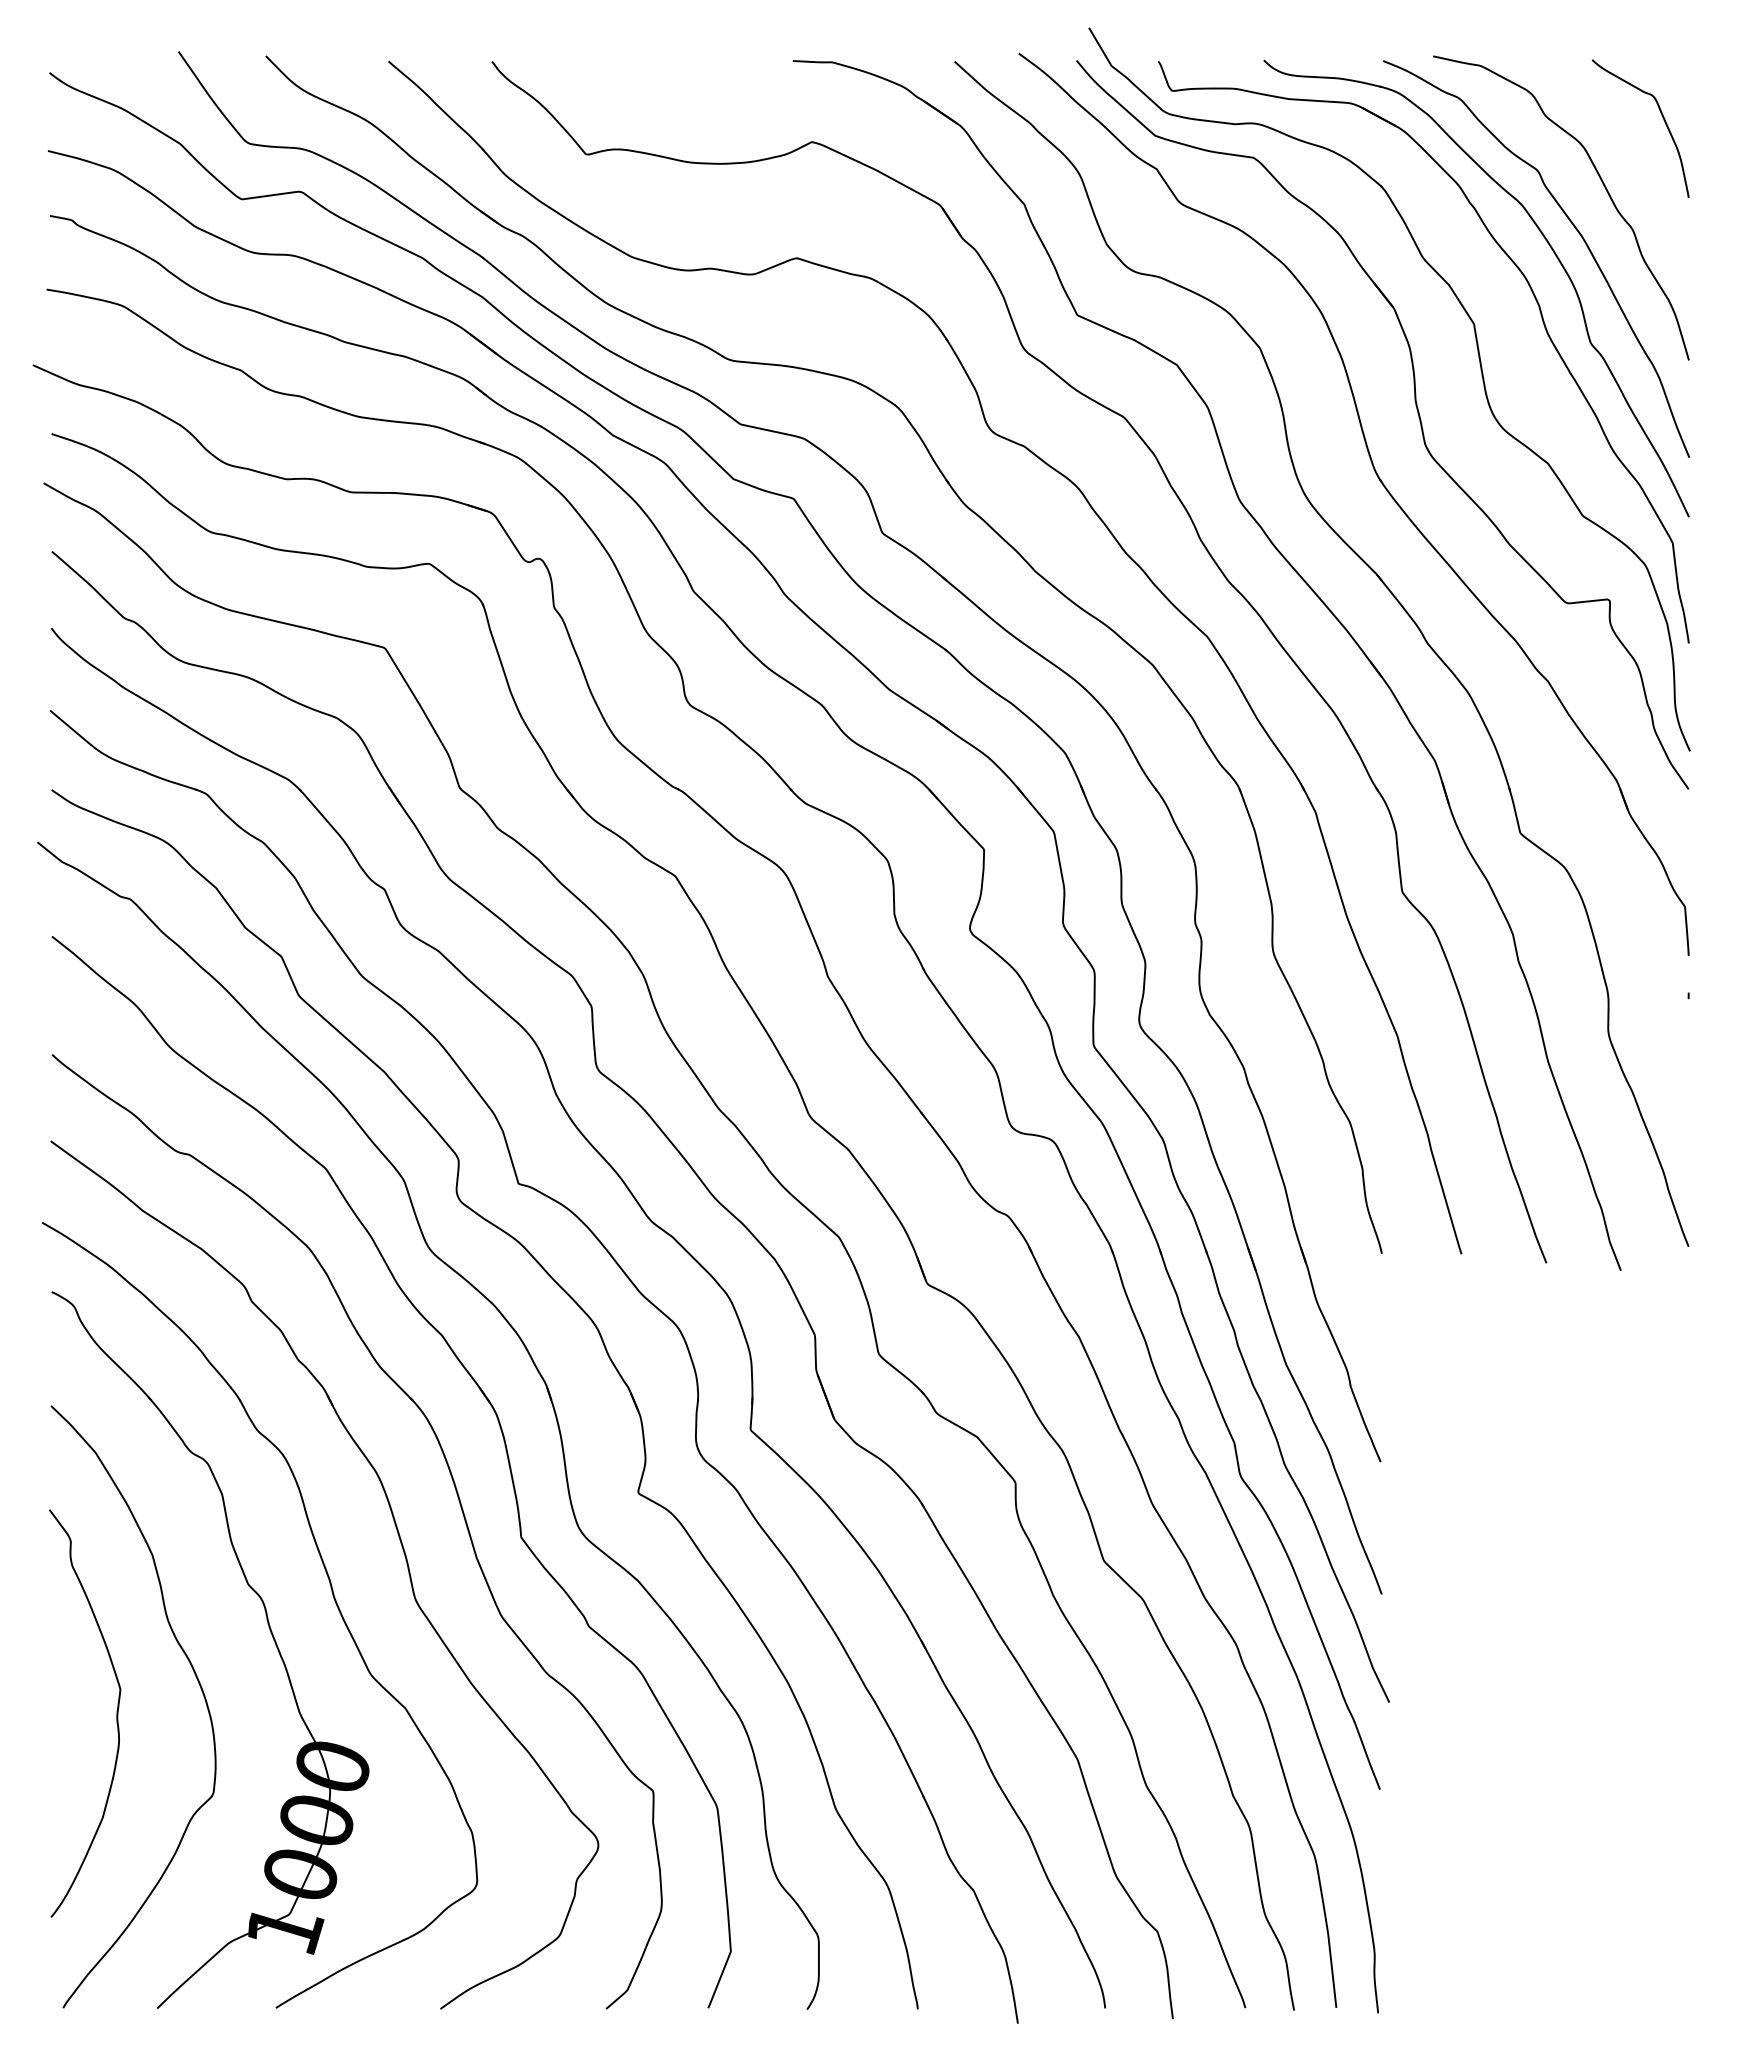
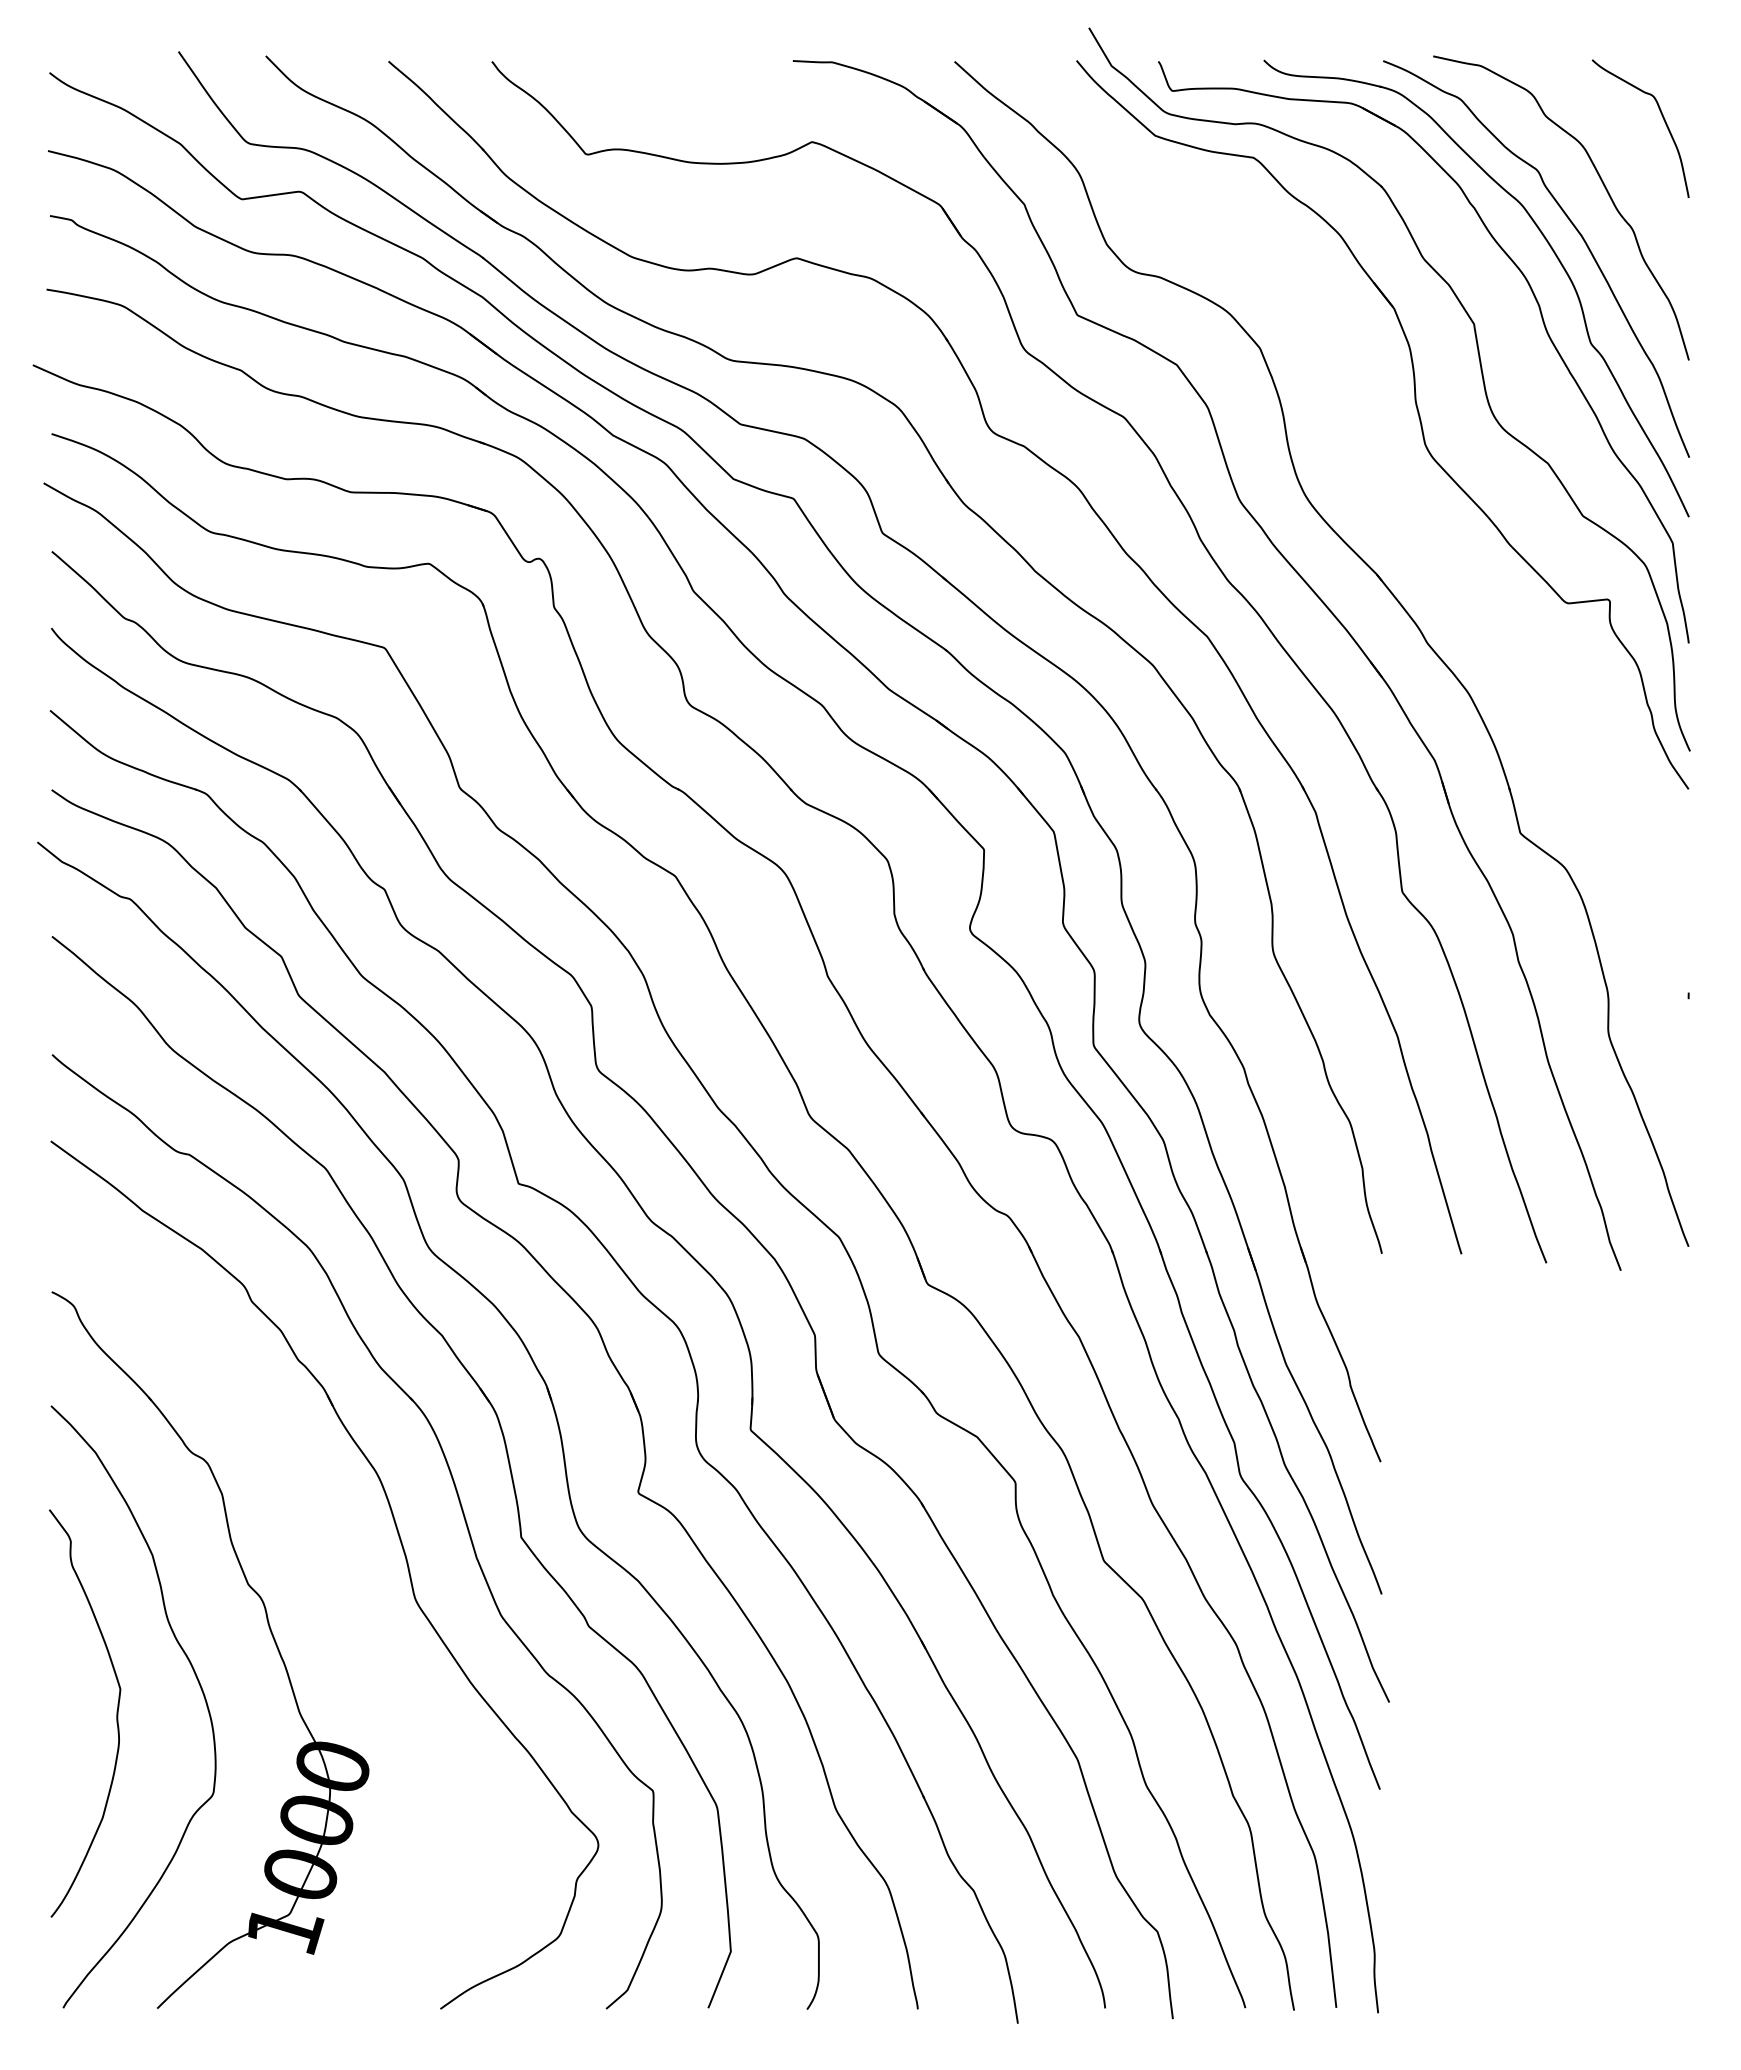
part: present -> none (1382, 485)
part: present -> none (332, 1595)
